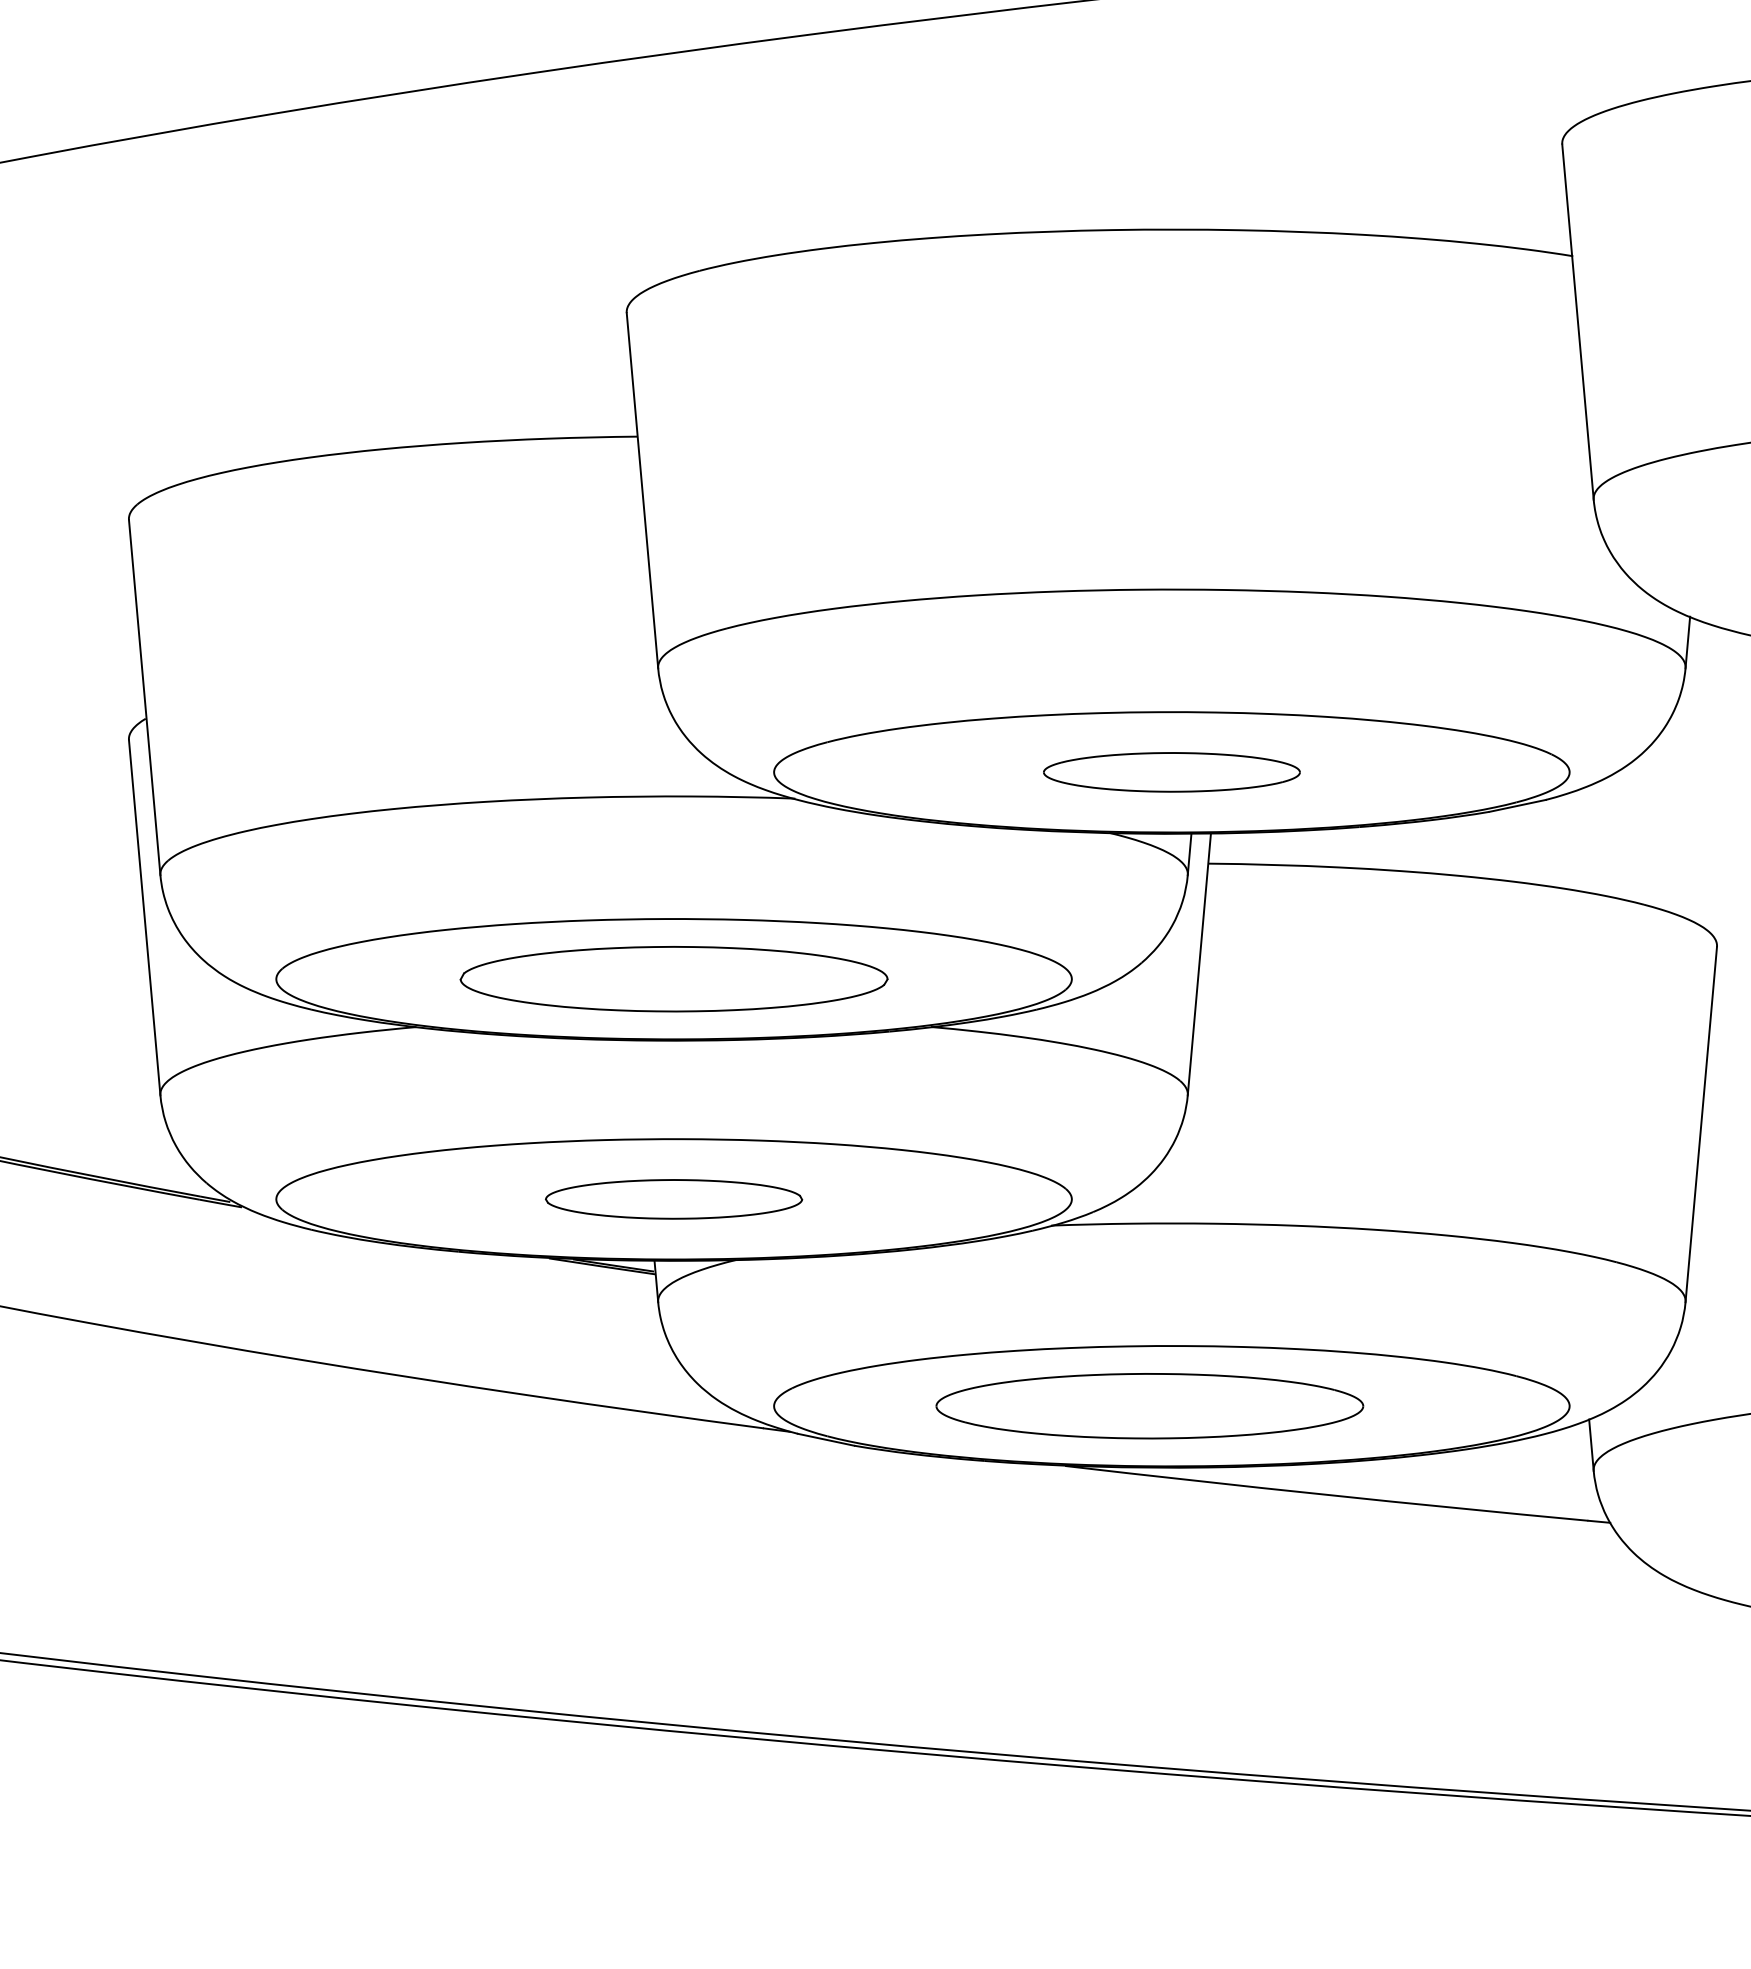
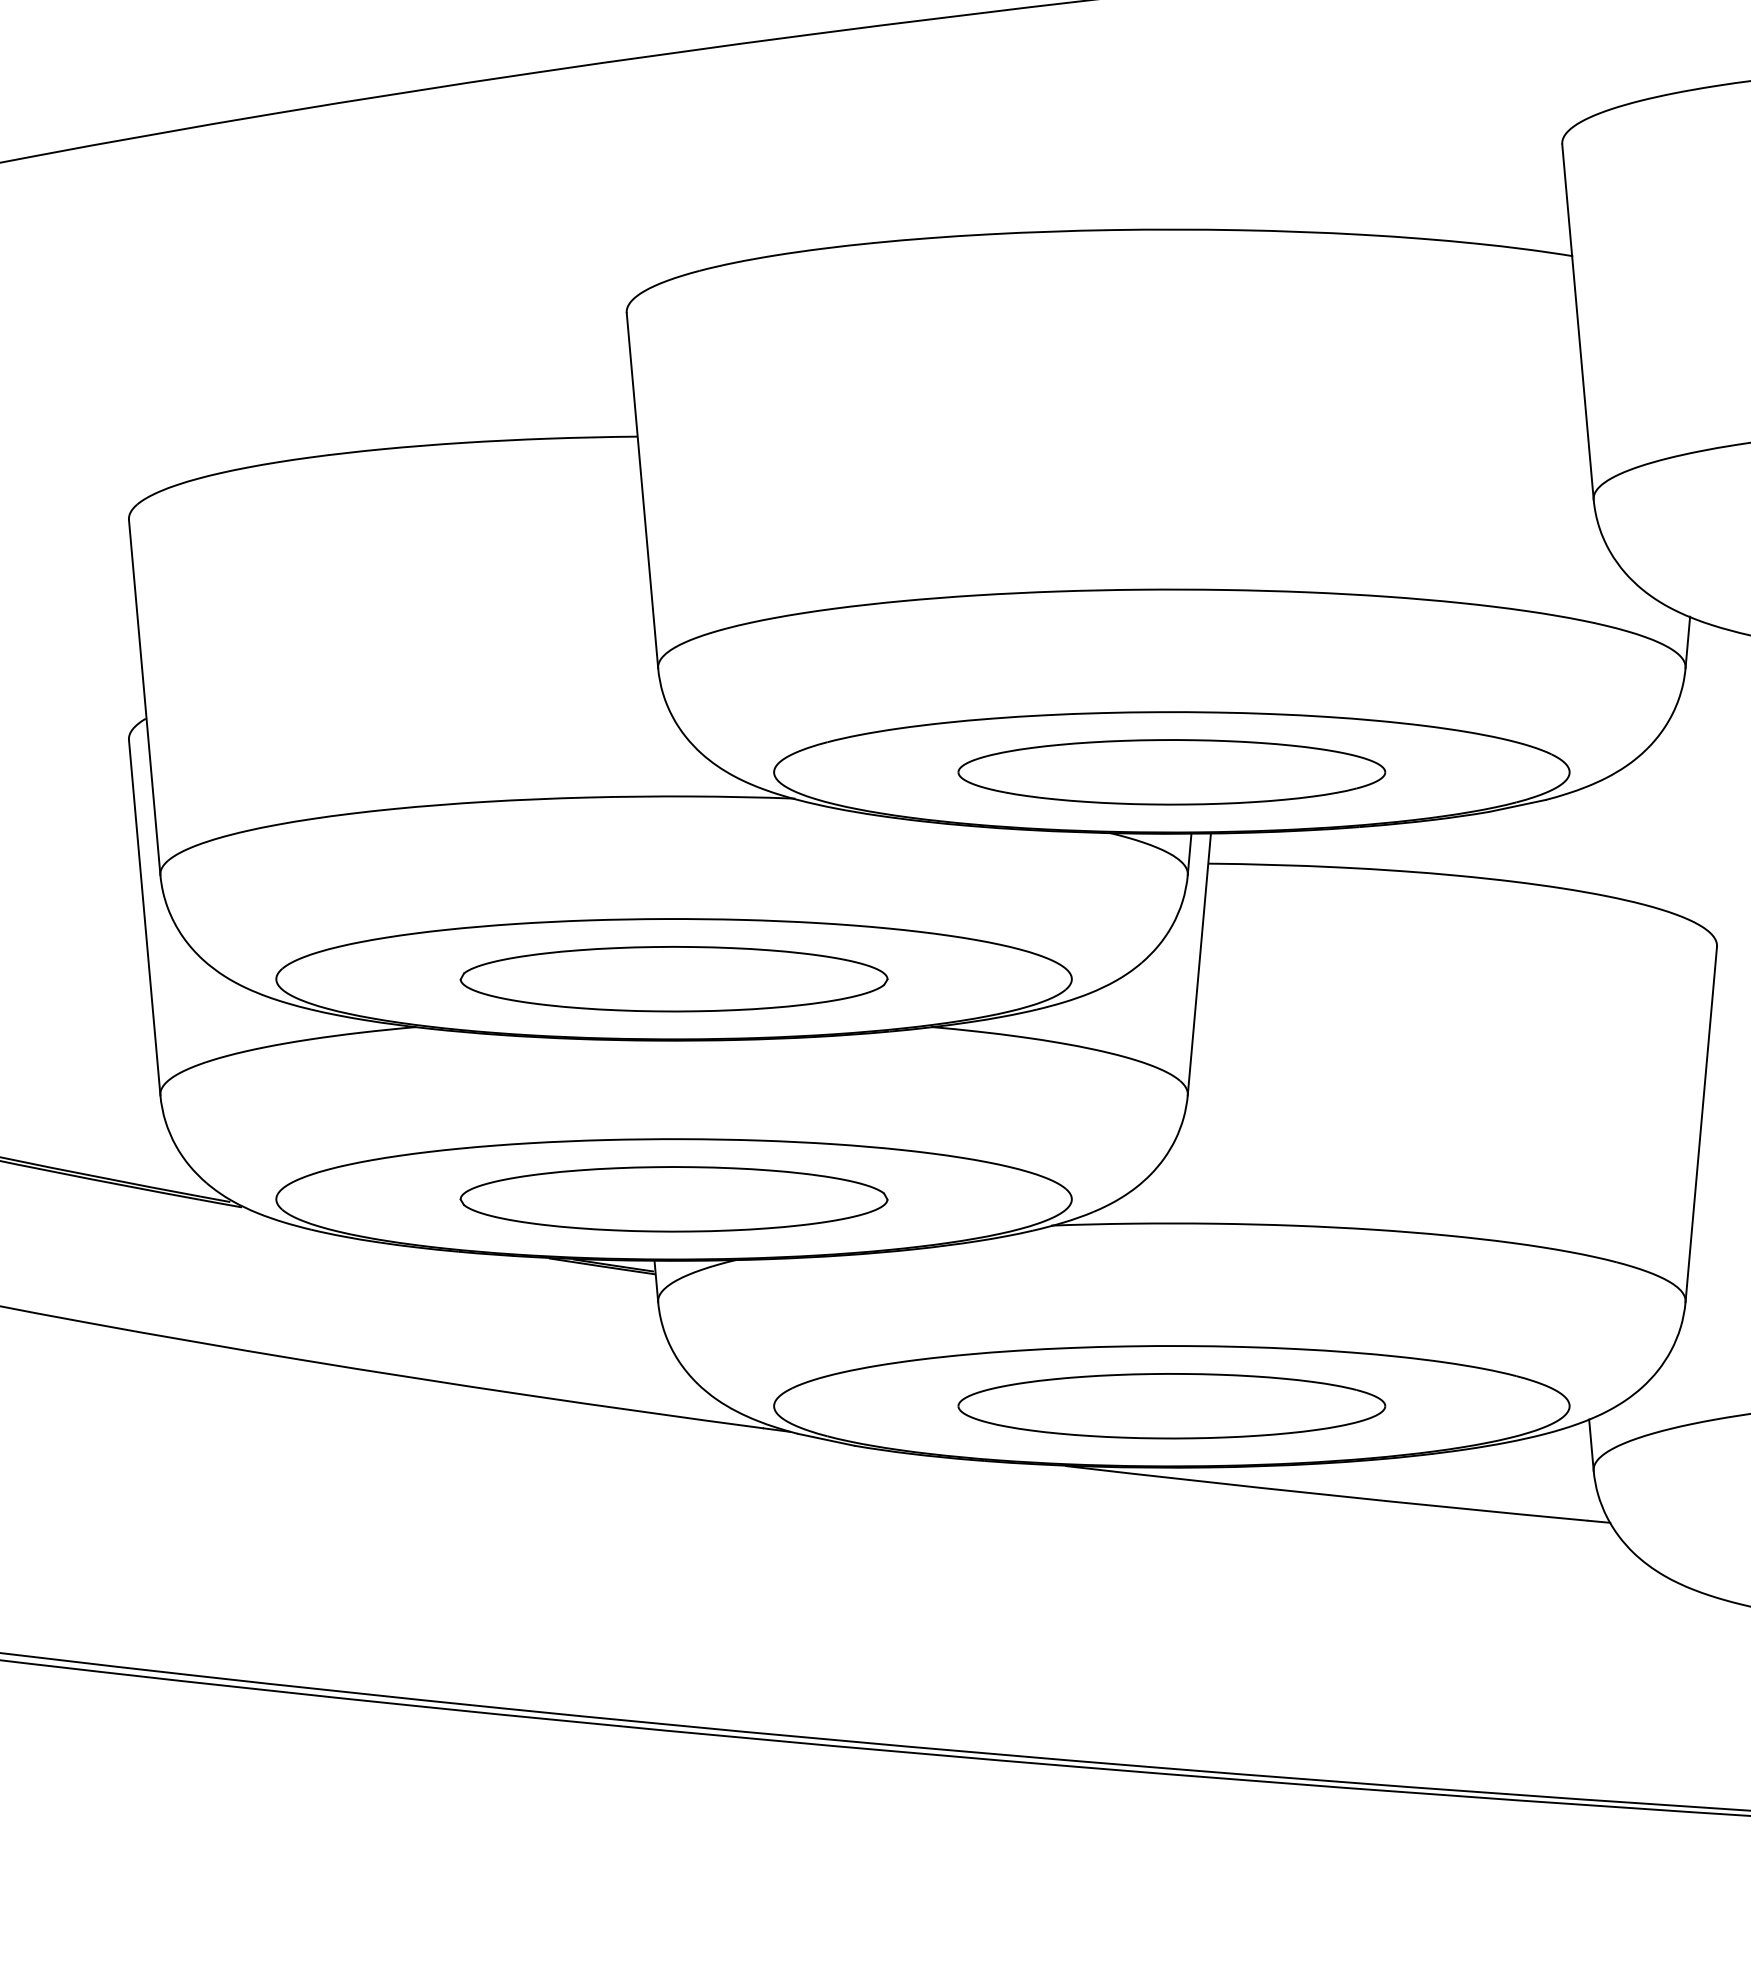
part size: 258x41 px -> 430x67 px (1171, 772)
part size: 259x41 px -> 430x67 px (673, 1199)
part position: (1149, 1406) -> (1171, 1406) (1171, 1406)
